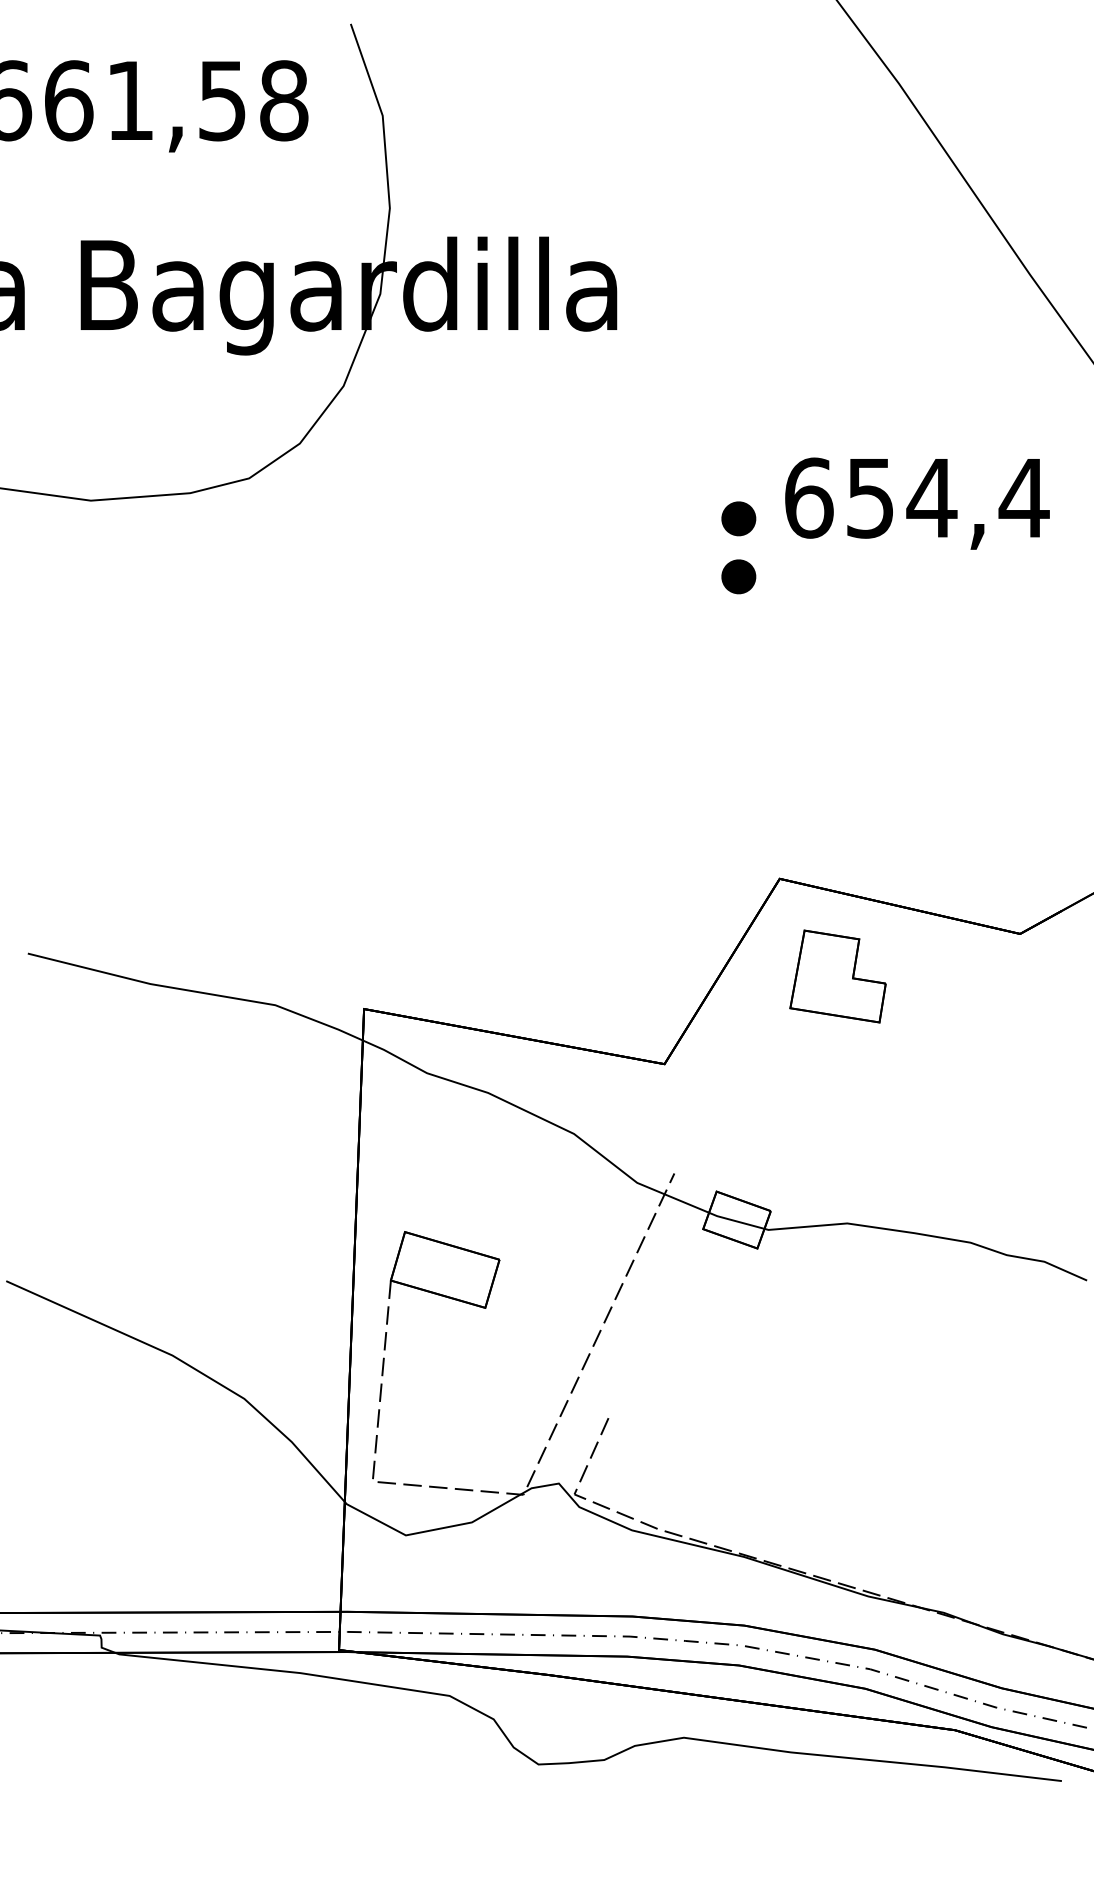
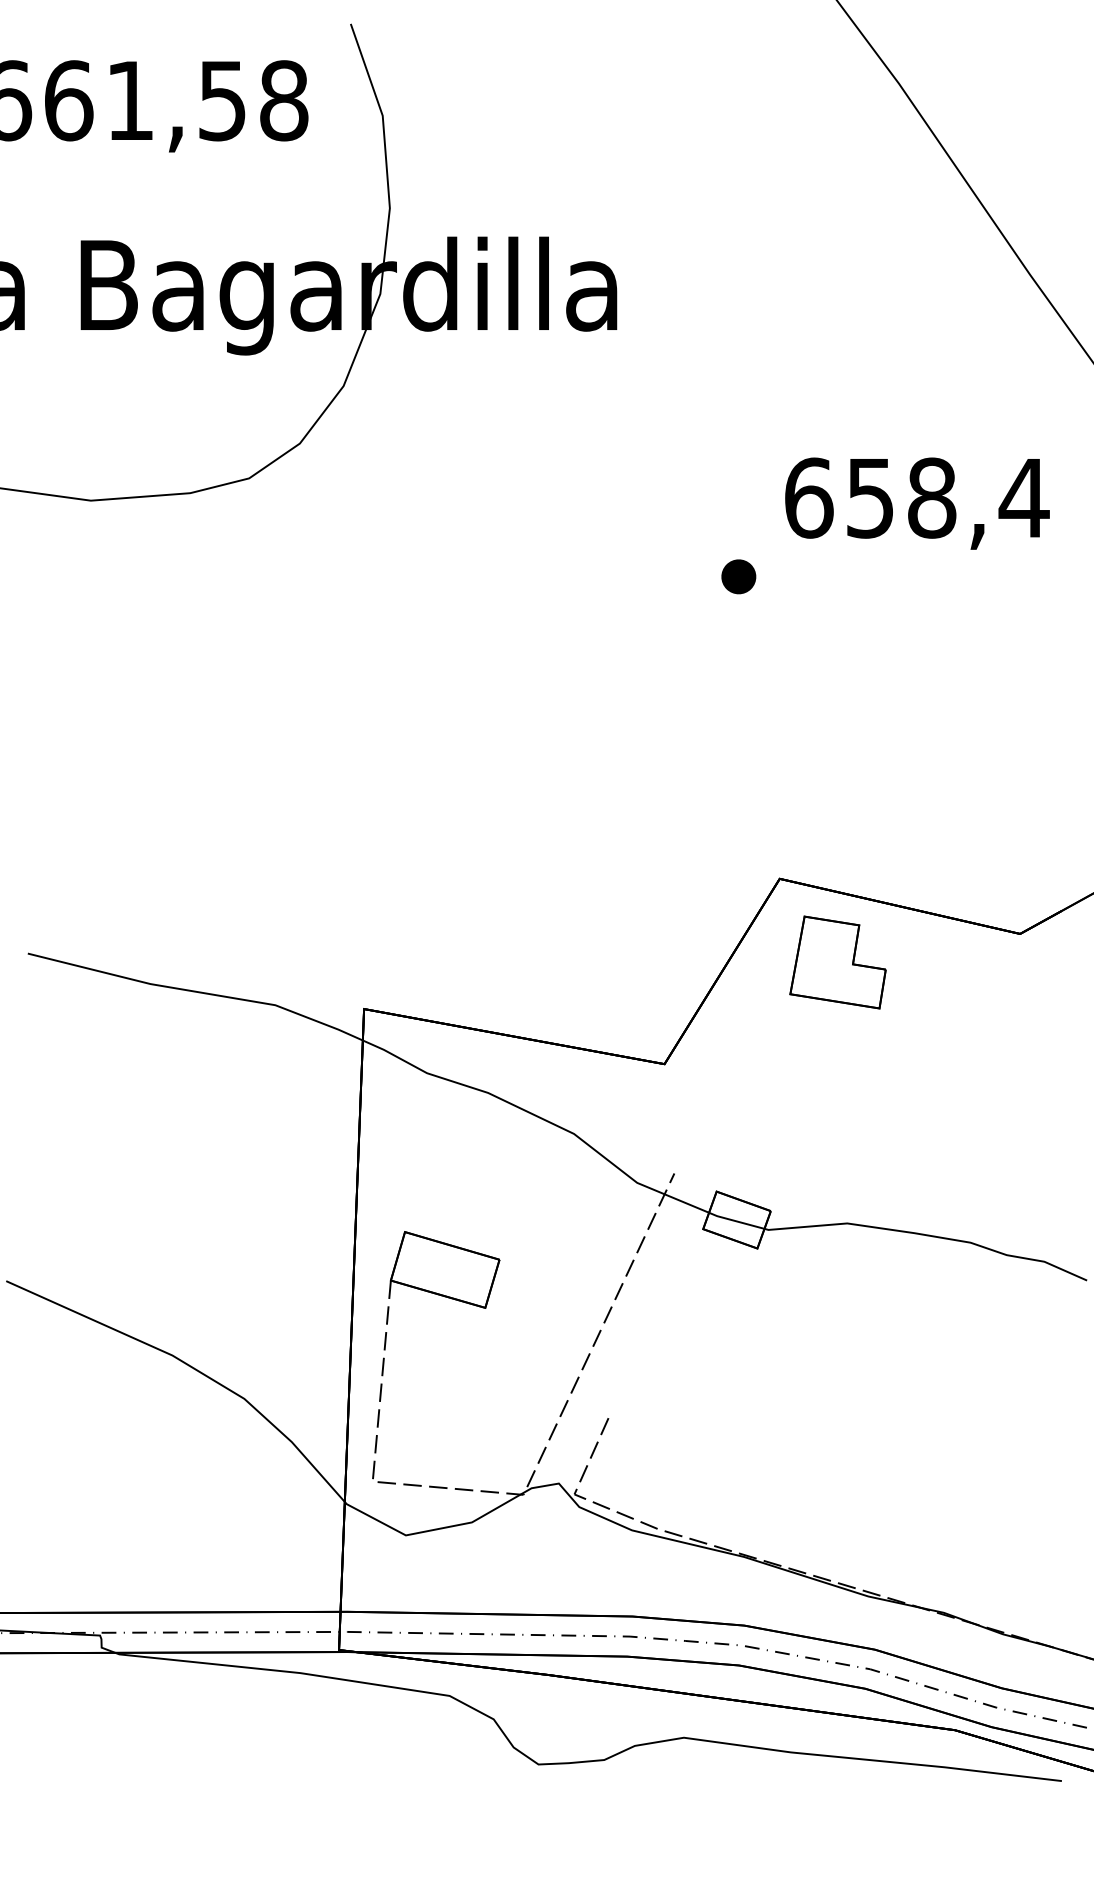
text: 654,4 -> 658,4 (931, 497)
part: present -> none (738, 518)
part position: (837, 976) -> (837, 962) (837, 962)
